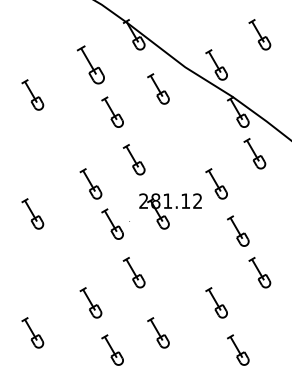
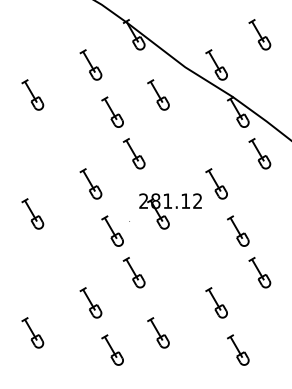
part size: 29x40 px -> 24x32 px (90, 64)
part position: (158, 88) -> (158, 94) (158, 94)
part position: (254, 153) -> (259, 153) (259, 153)
part position: (133, 159) -> (133, 153) (133, 153)
part position: (112, 223) -> (112, 230) (112, 230)
